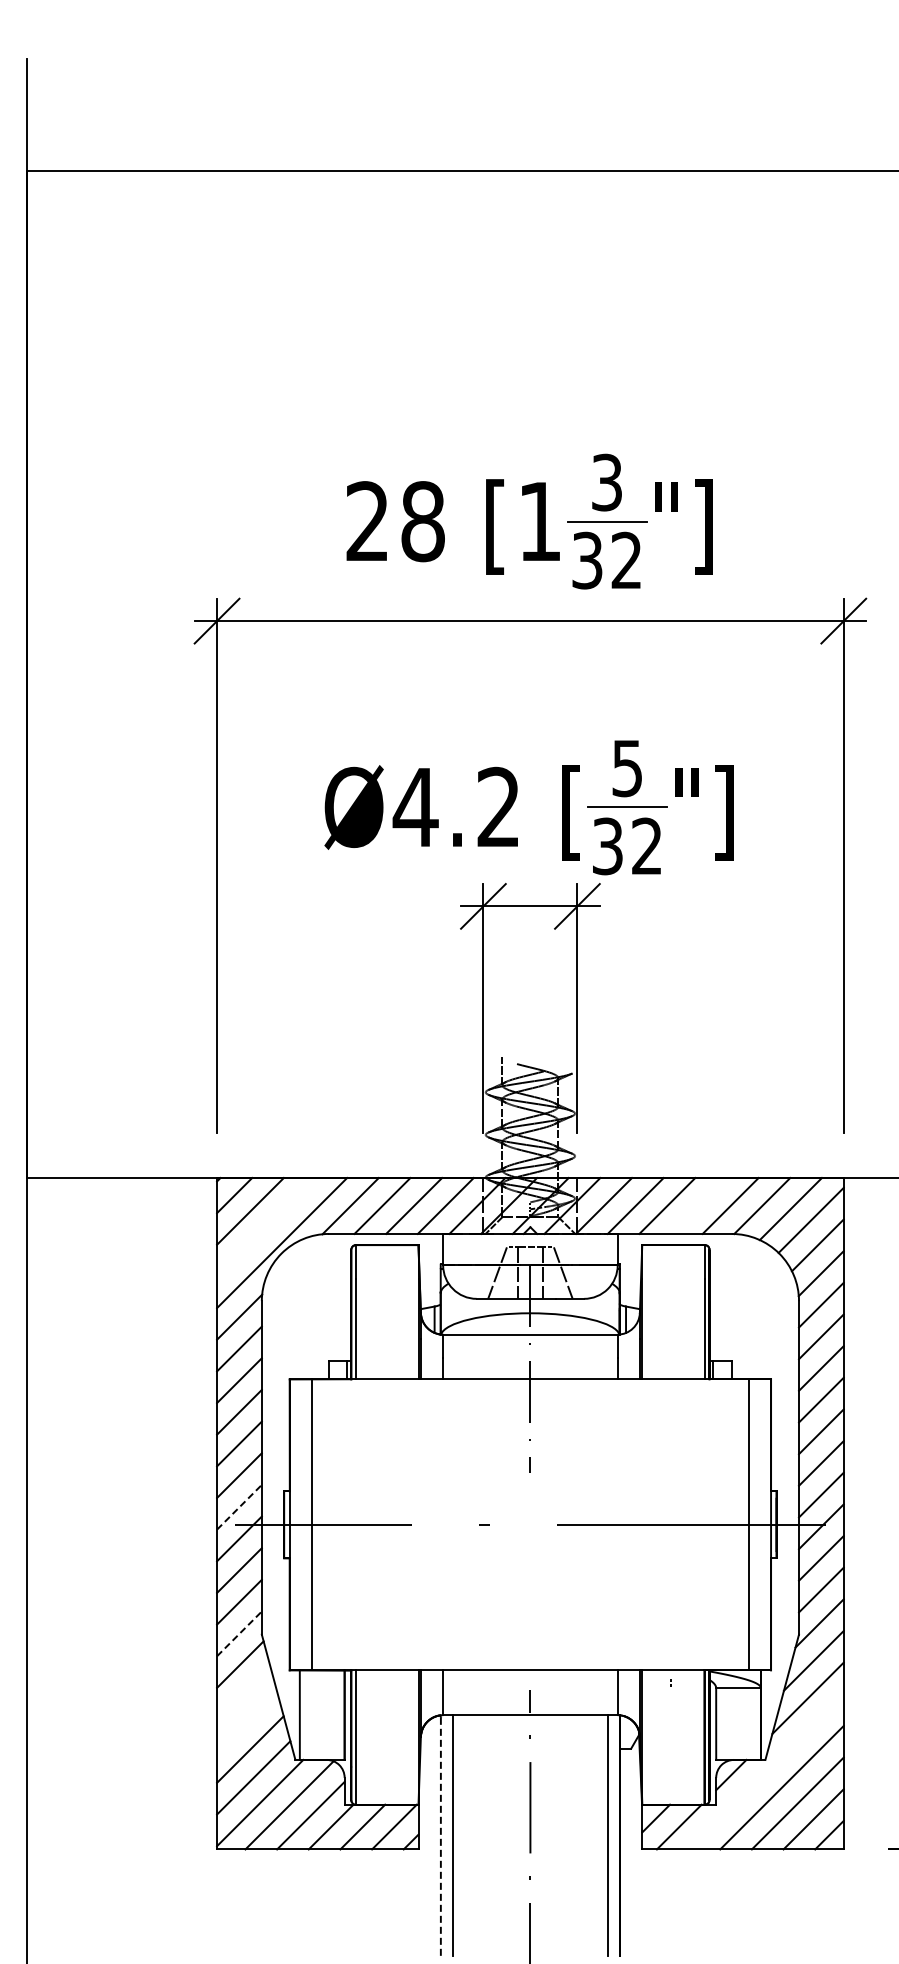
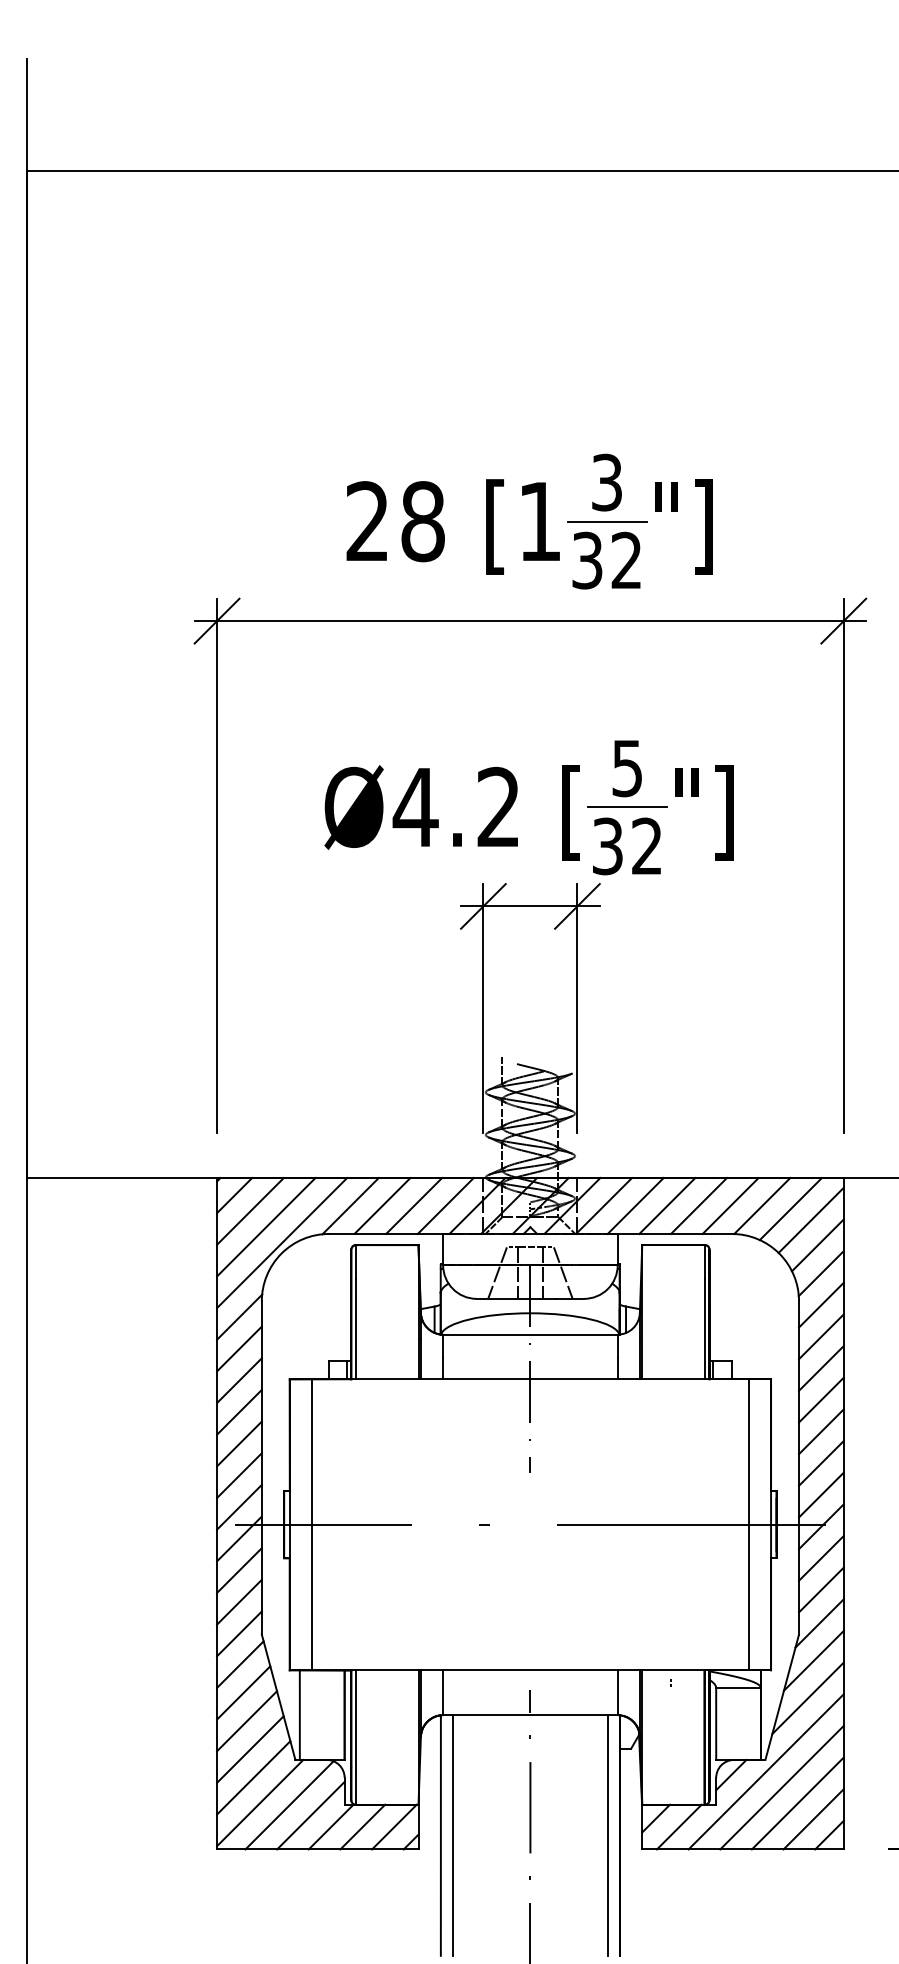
line: none -> present (699, 1205)
line: none -> present (266, 1227)
line: dashed -> solid (239, 1507)
line: dashed -> solid (239, 1633)
line: none -> present (243, 1692)
line: none -> present (247, 1721)
line: none -> present (765, 1771)
line: dashed -> solid (440, 1835)
